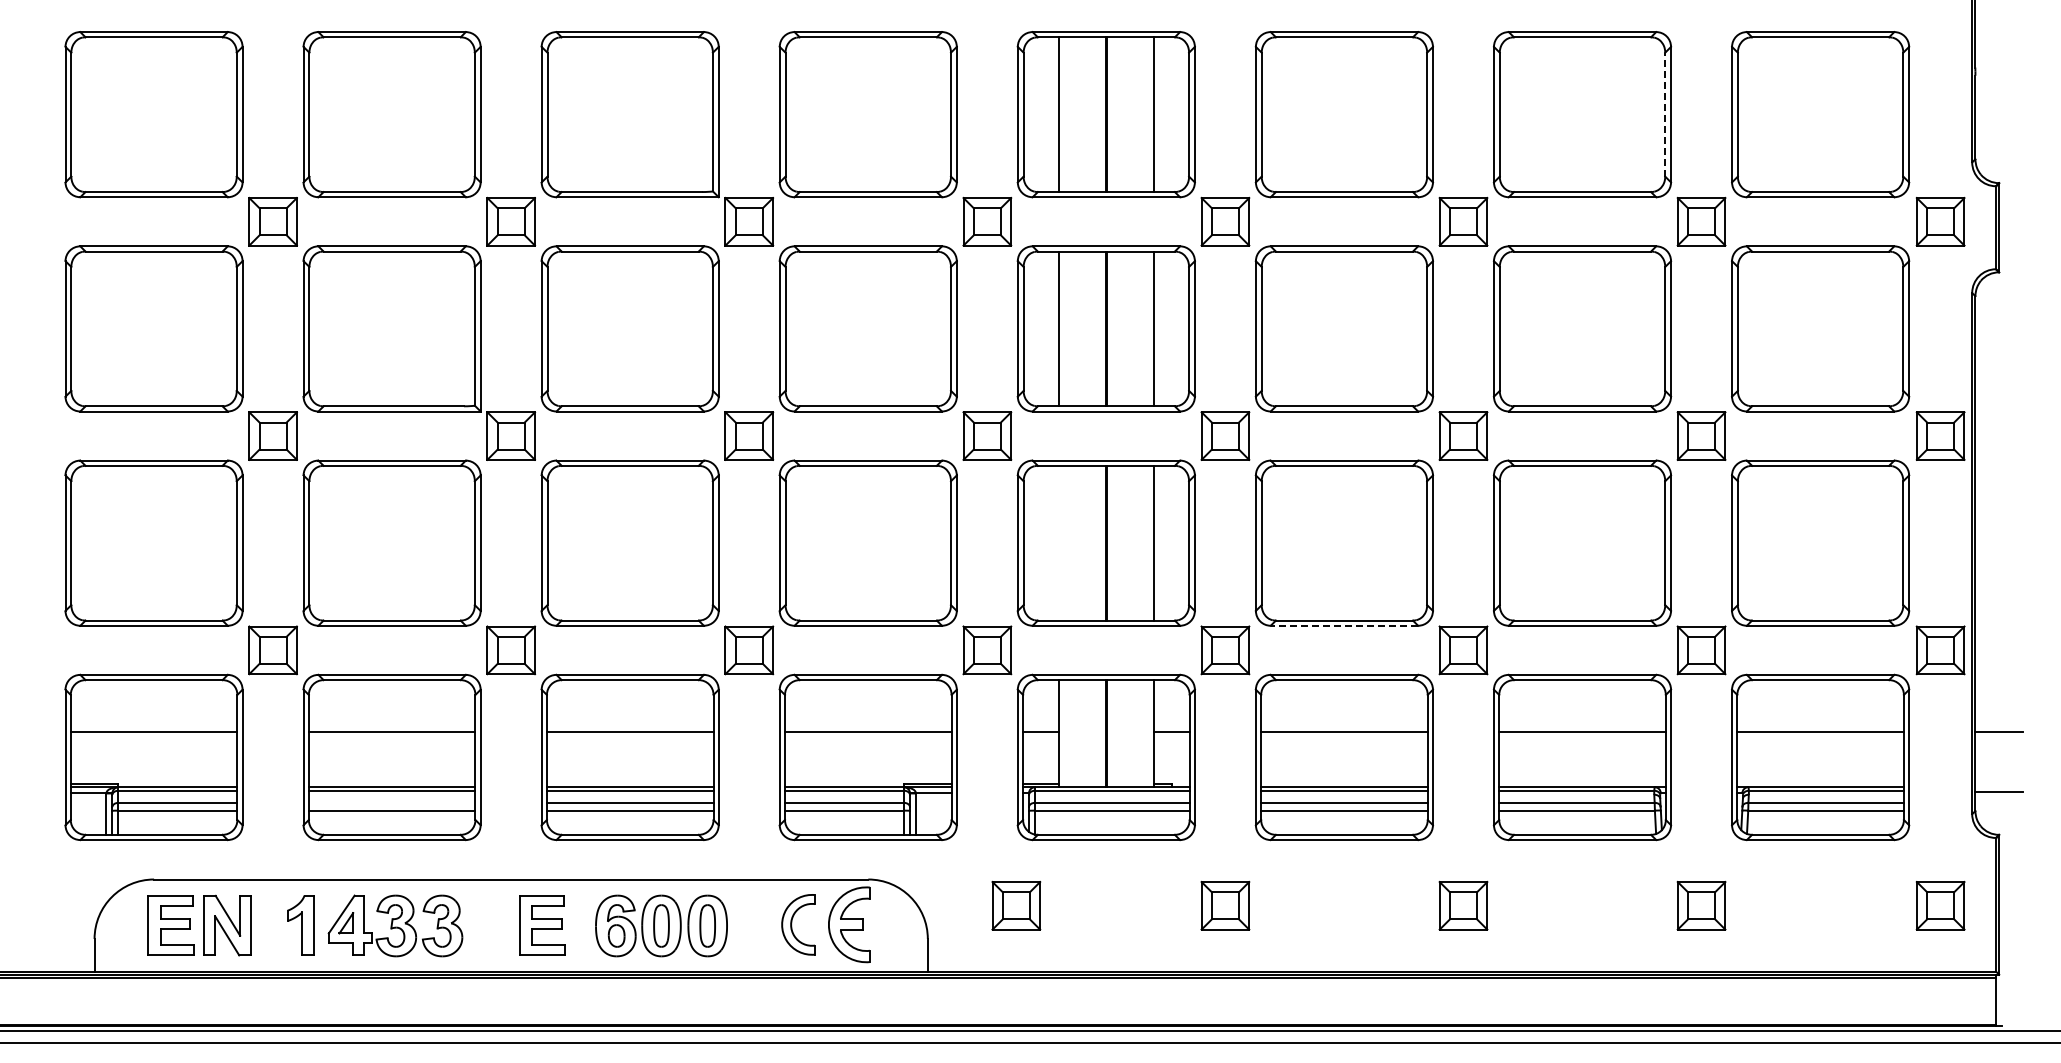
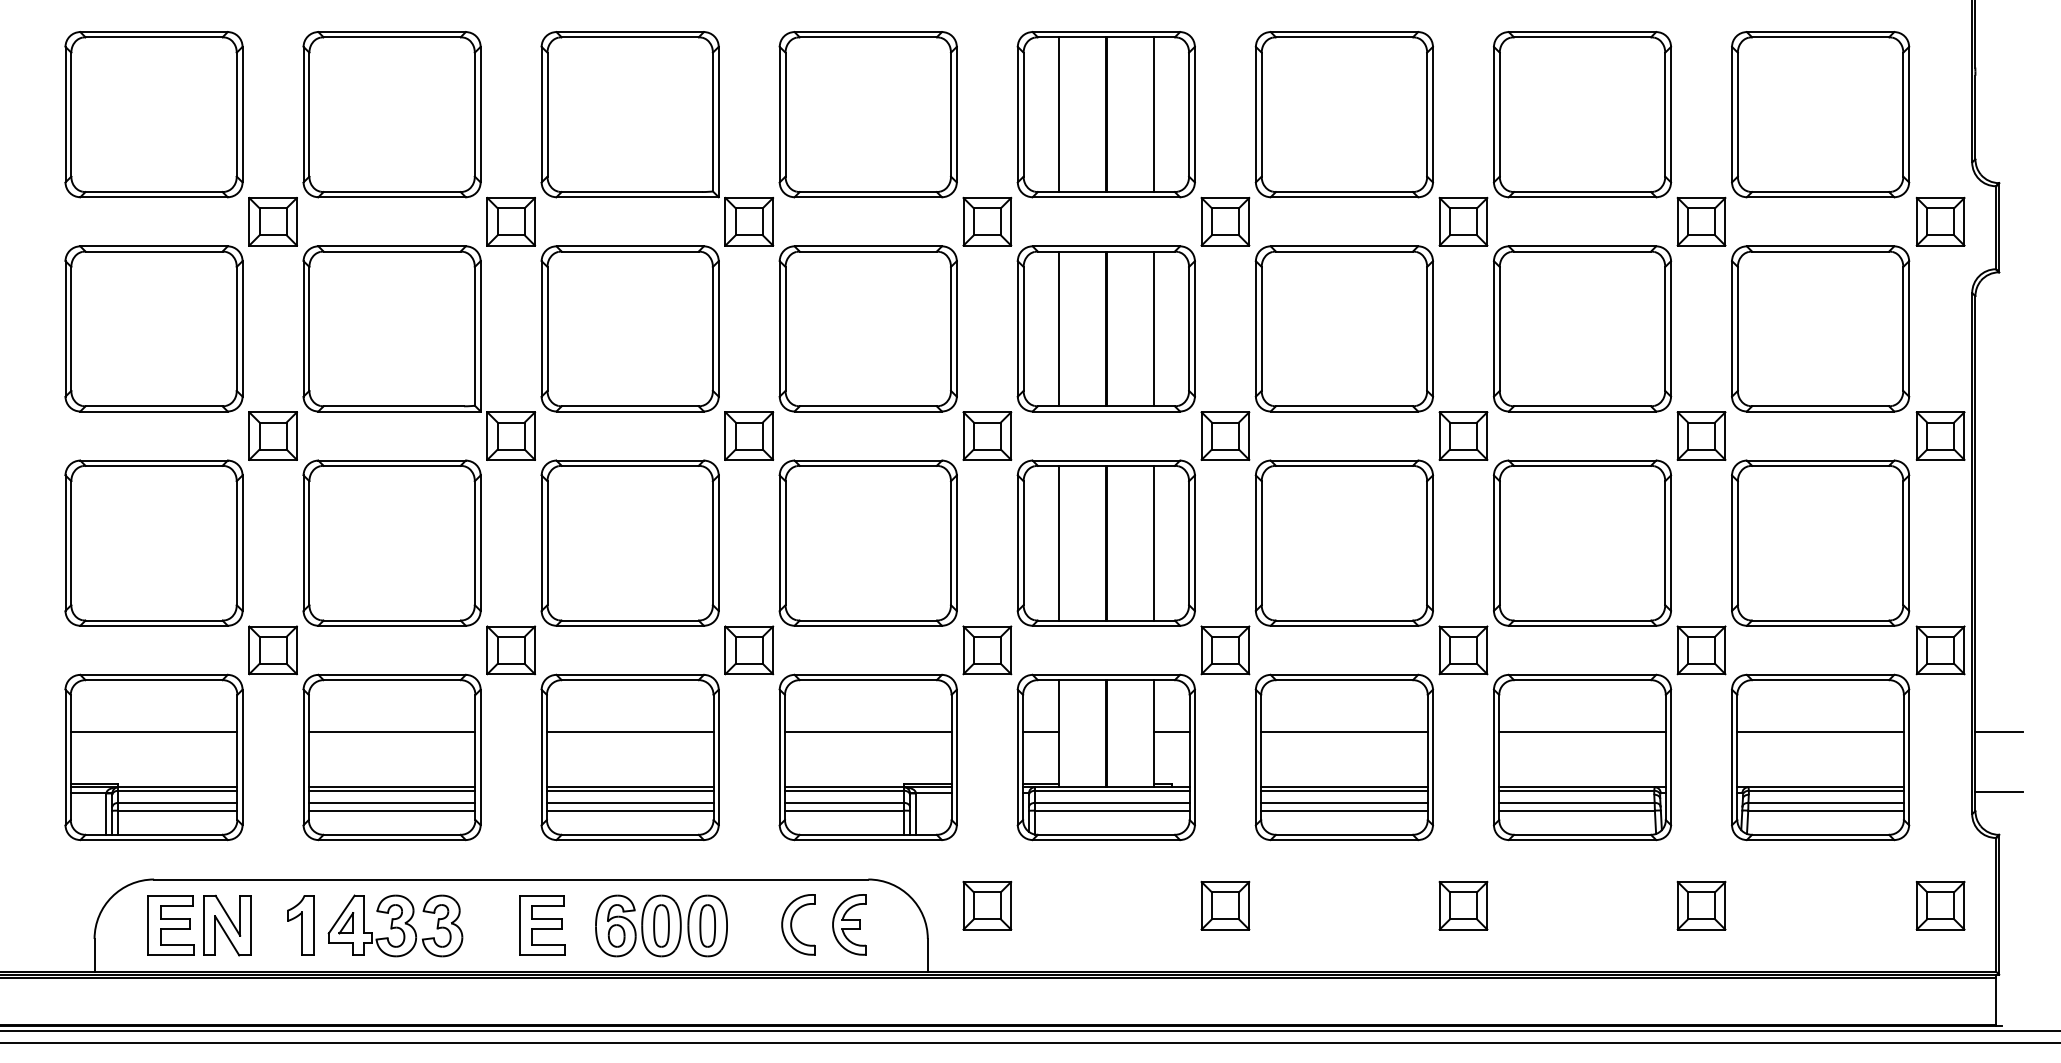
line: dashed -> solid (1665, 114)
line: none -> present (1058, 542)
line: dashed -> solid (1344, 625)
line: none -> present (391, 802)
part position: (1016, 905) -> (987, 905) (987, 905)
part size: 43x78 px -> 35x62 px (849, 924)
